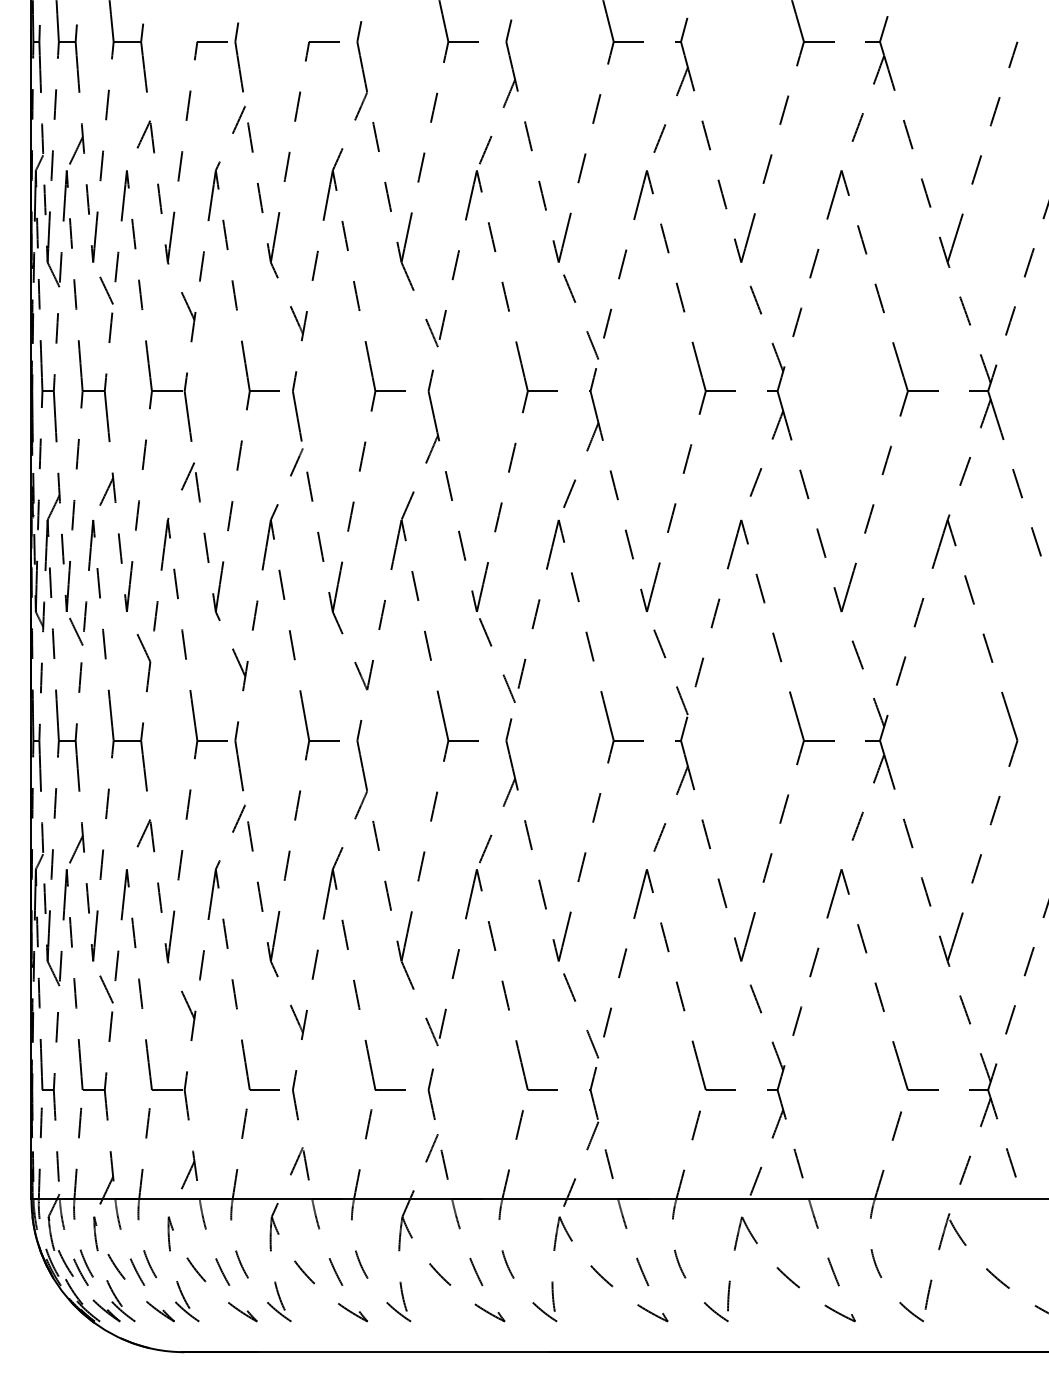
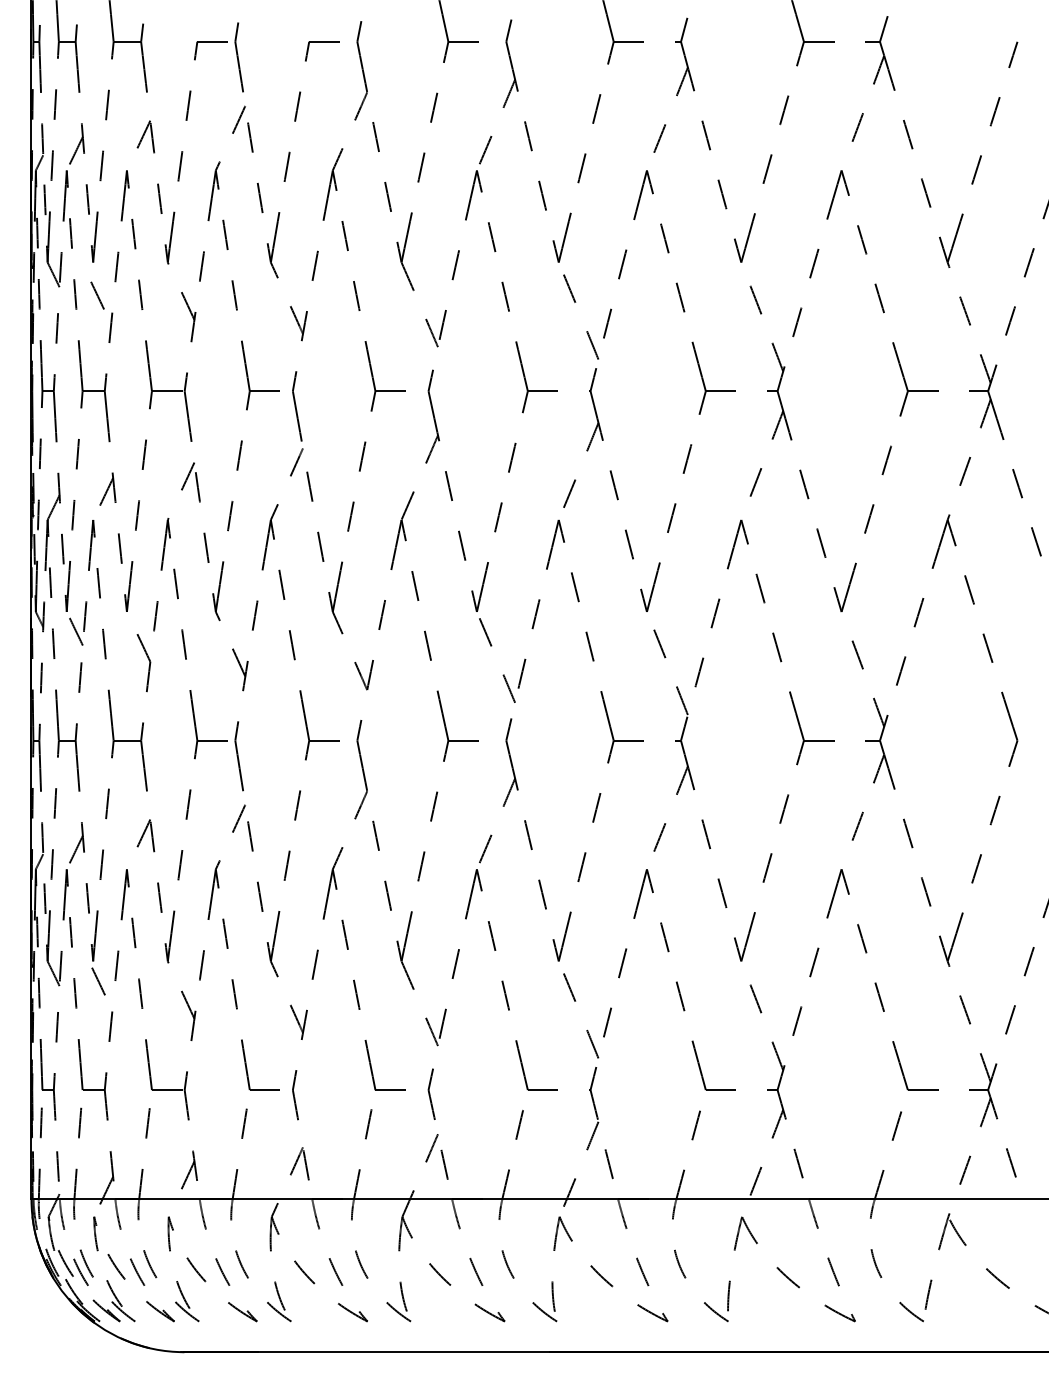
line position: (106, 290) -> (97, 295) (97, 295)
line position: (106, 989) -> (98, 981) (98, 981)
